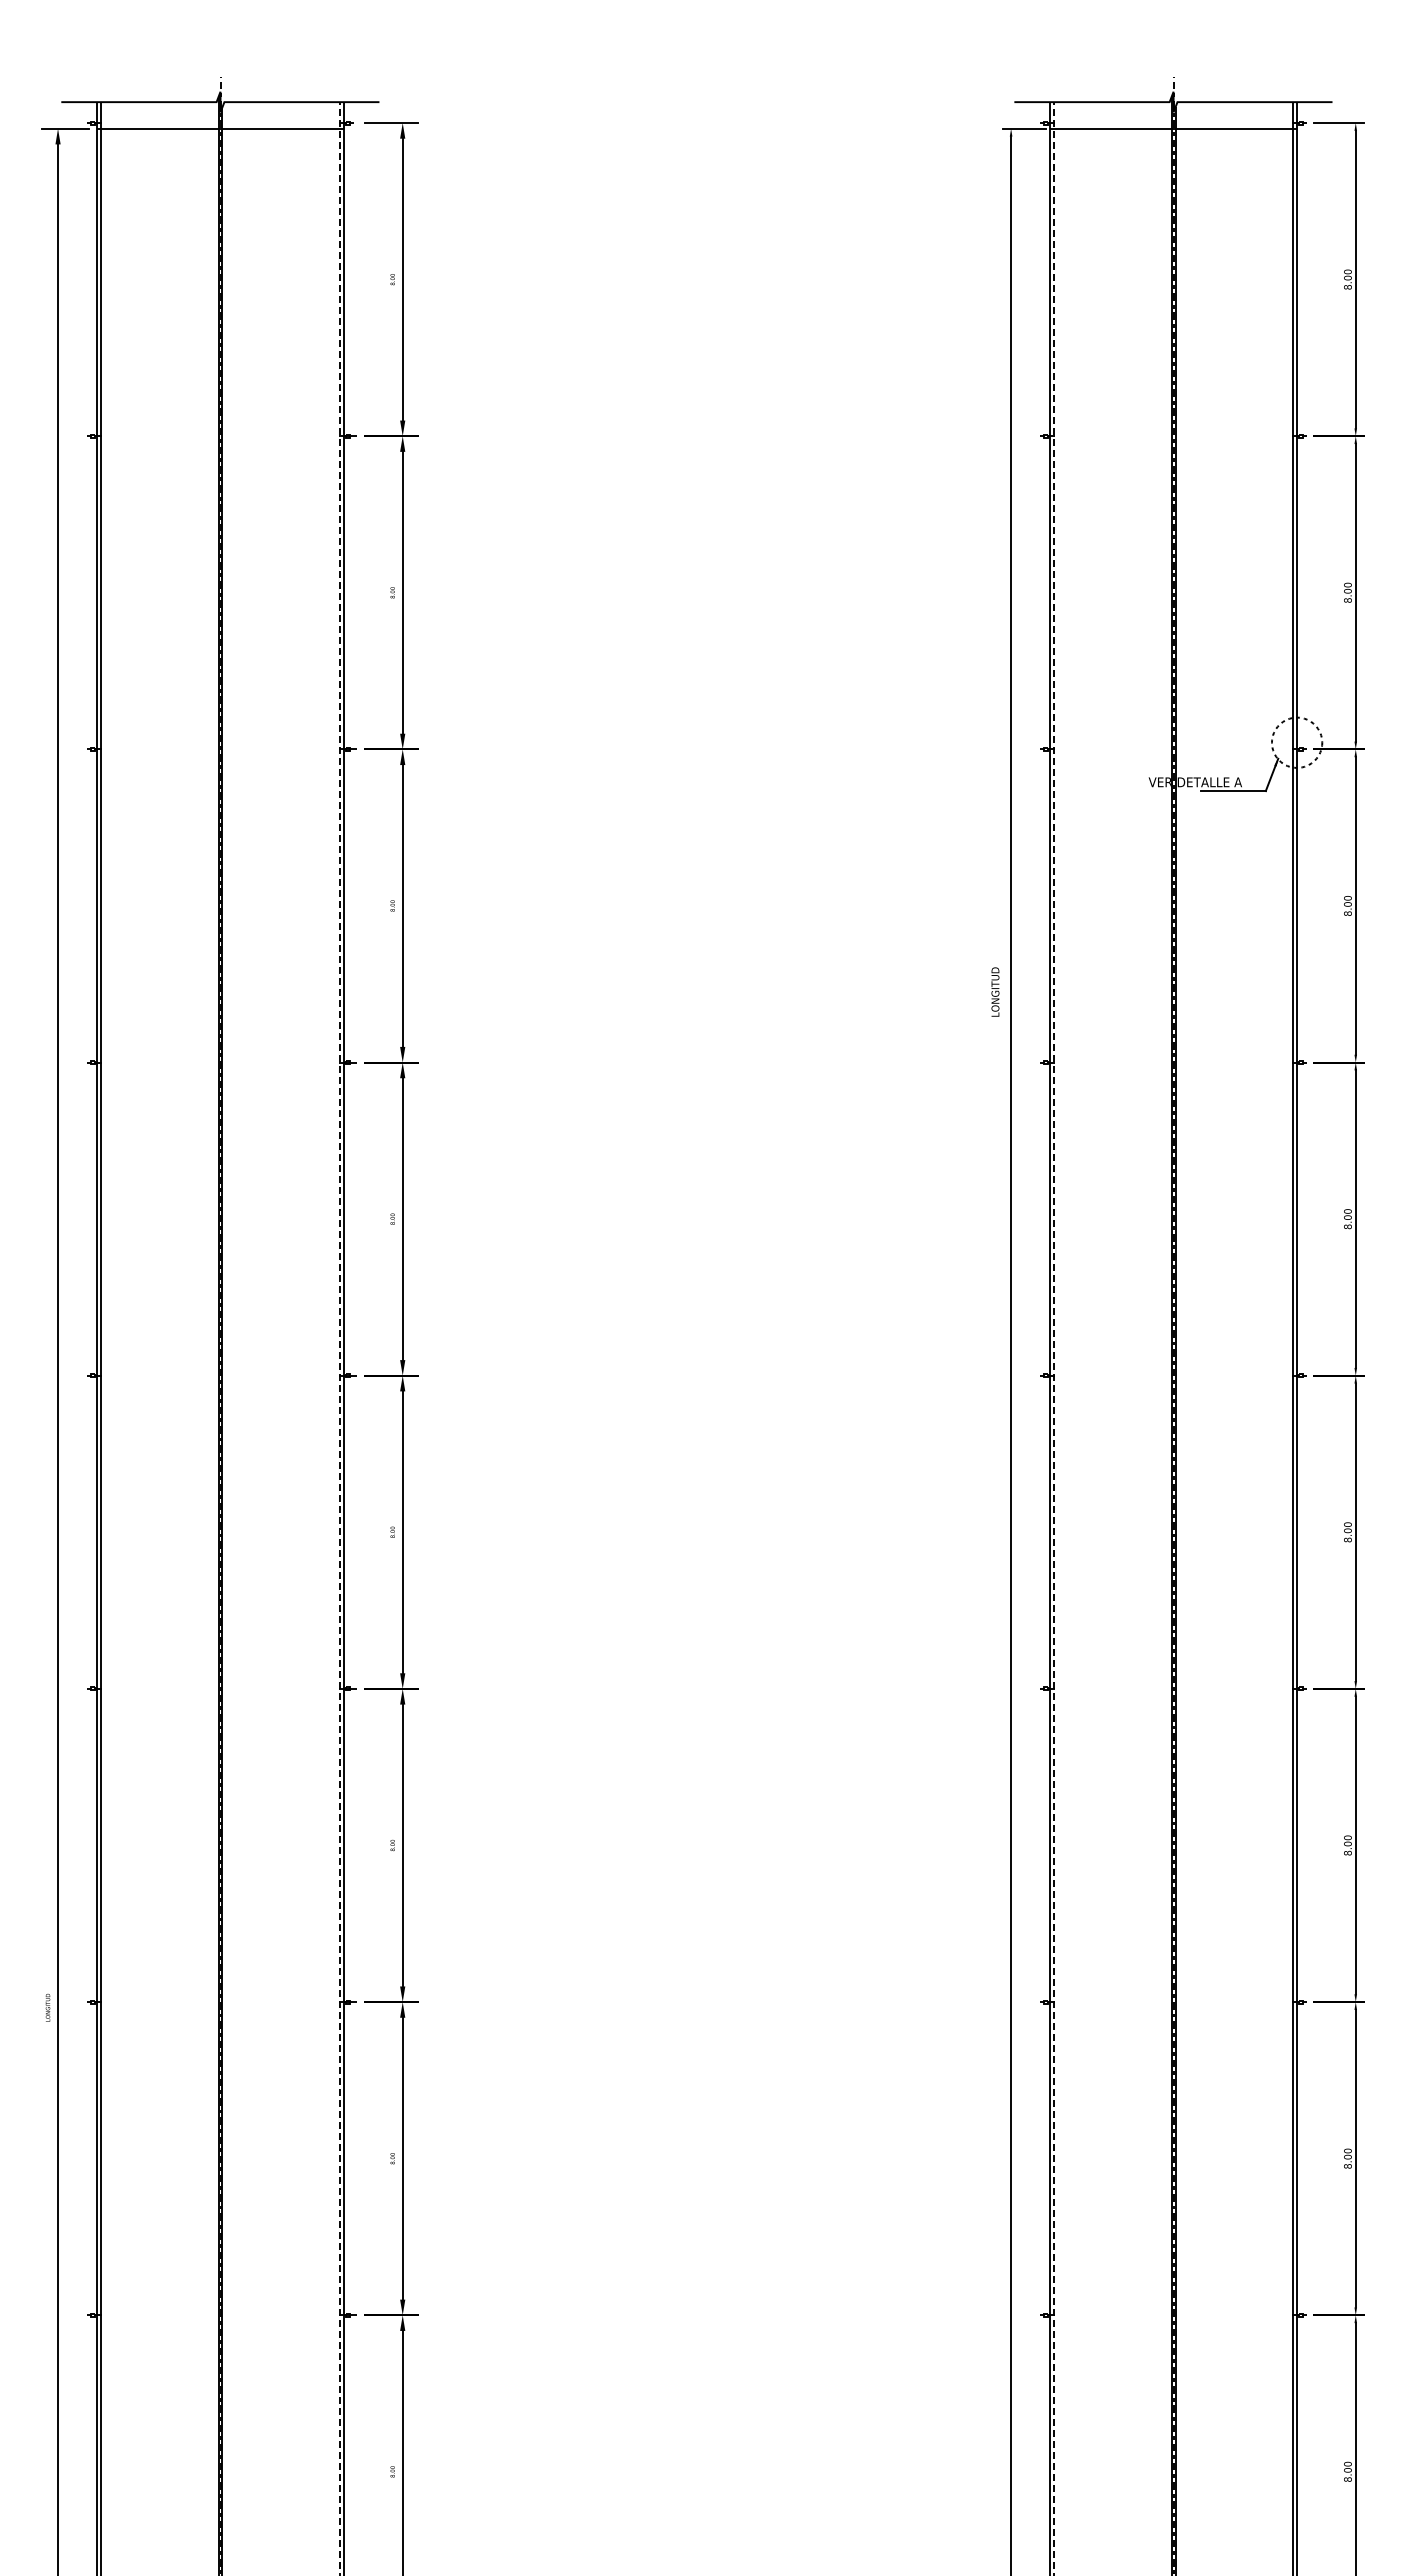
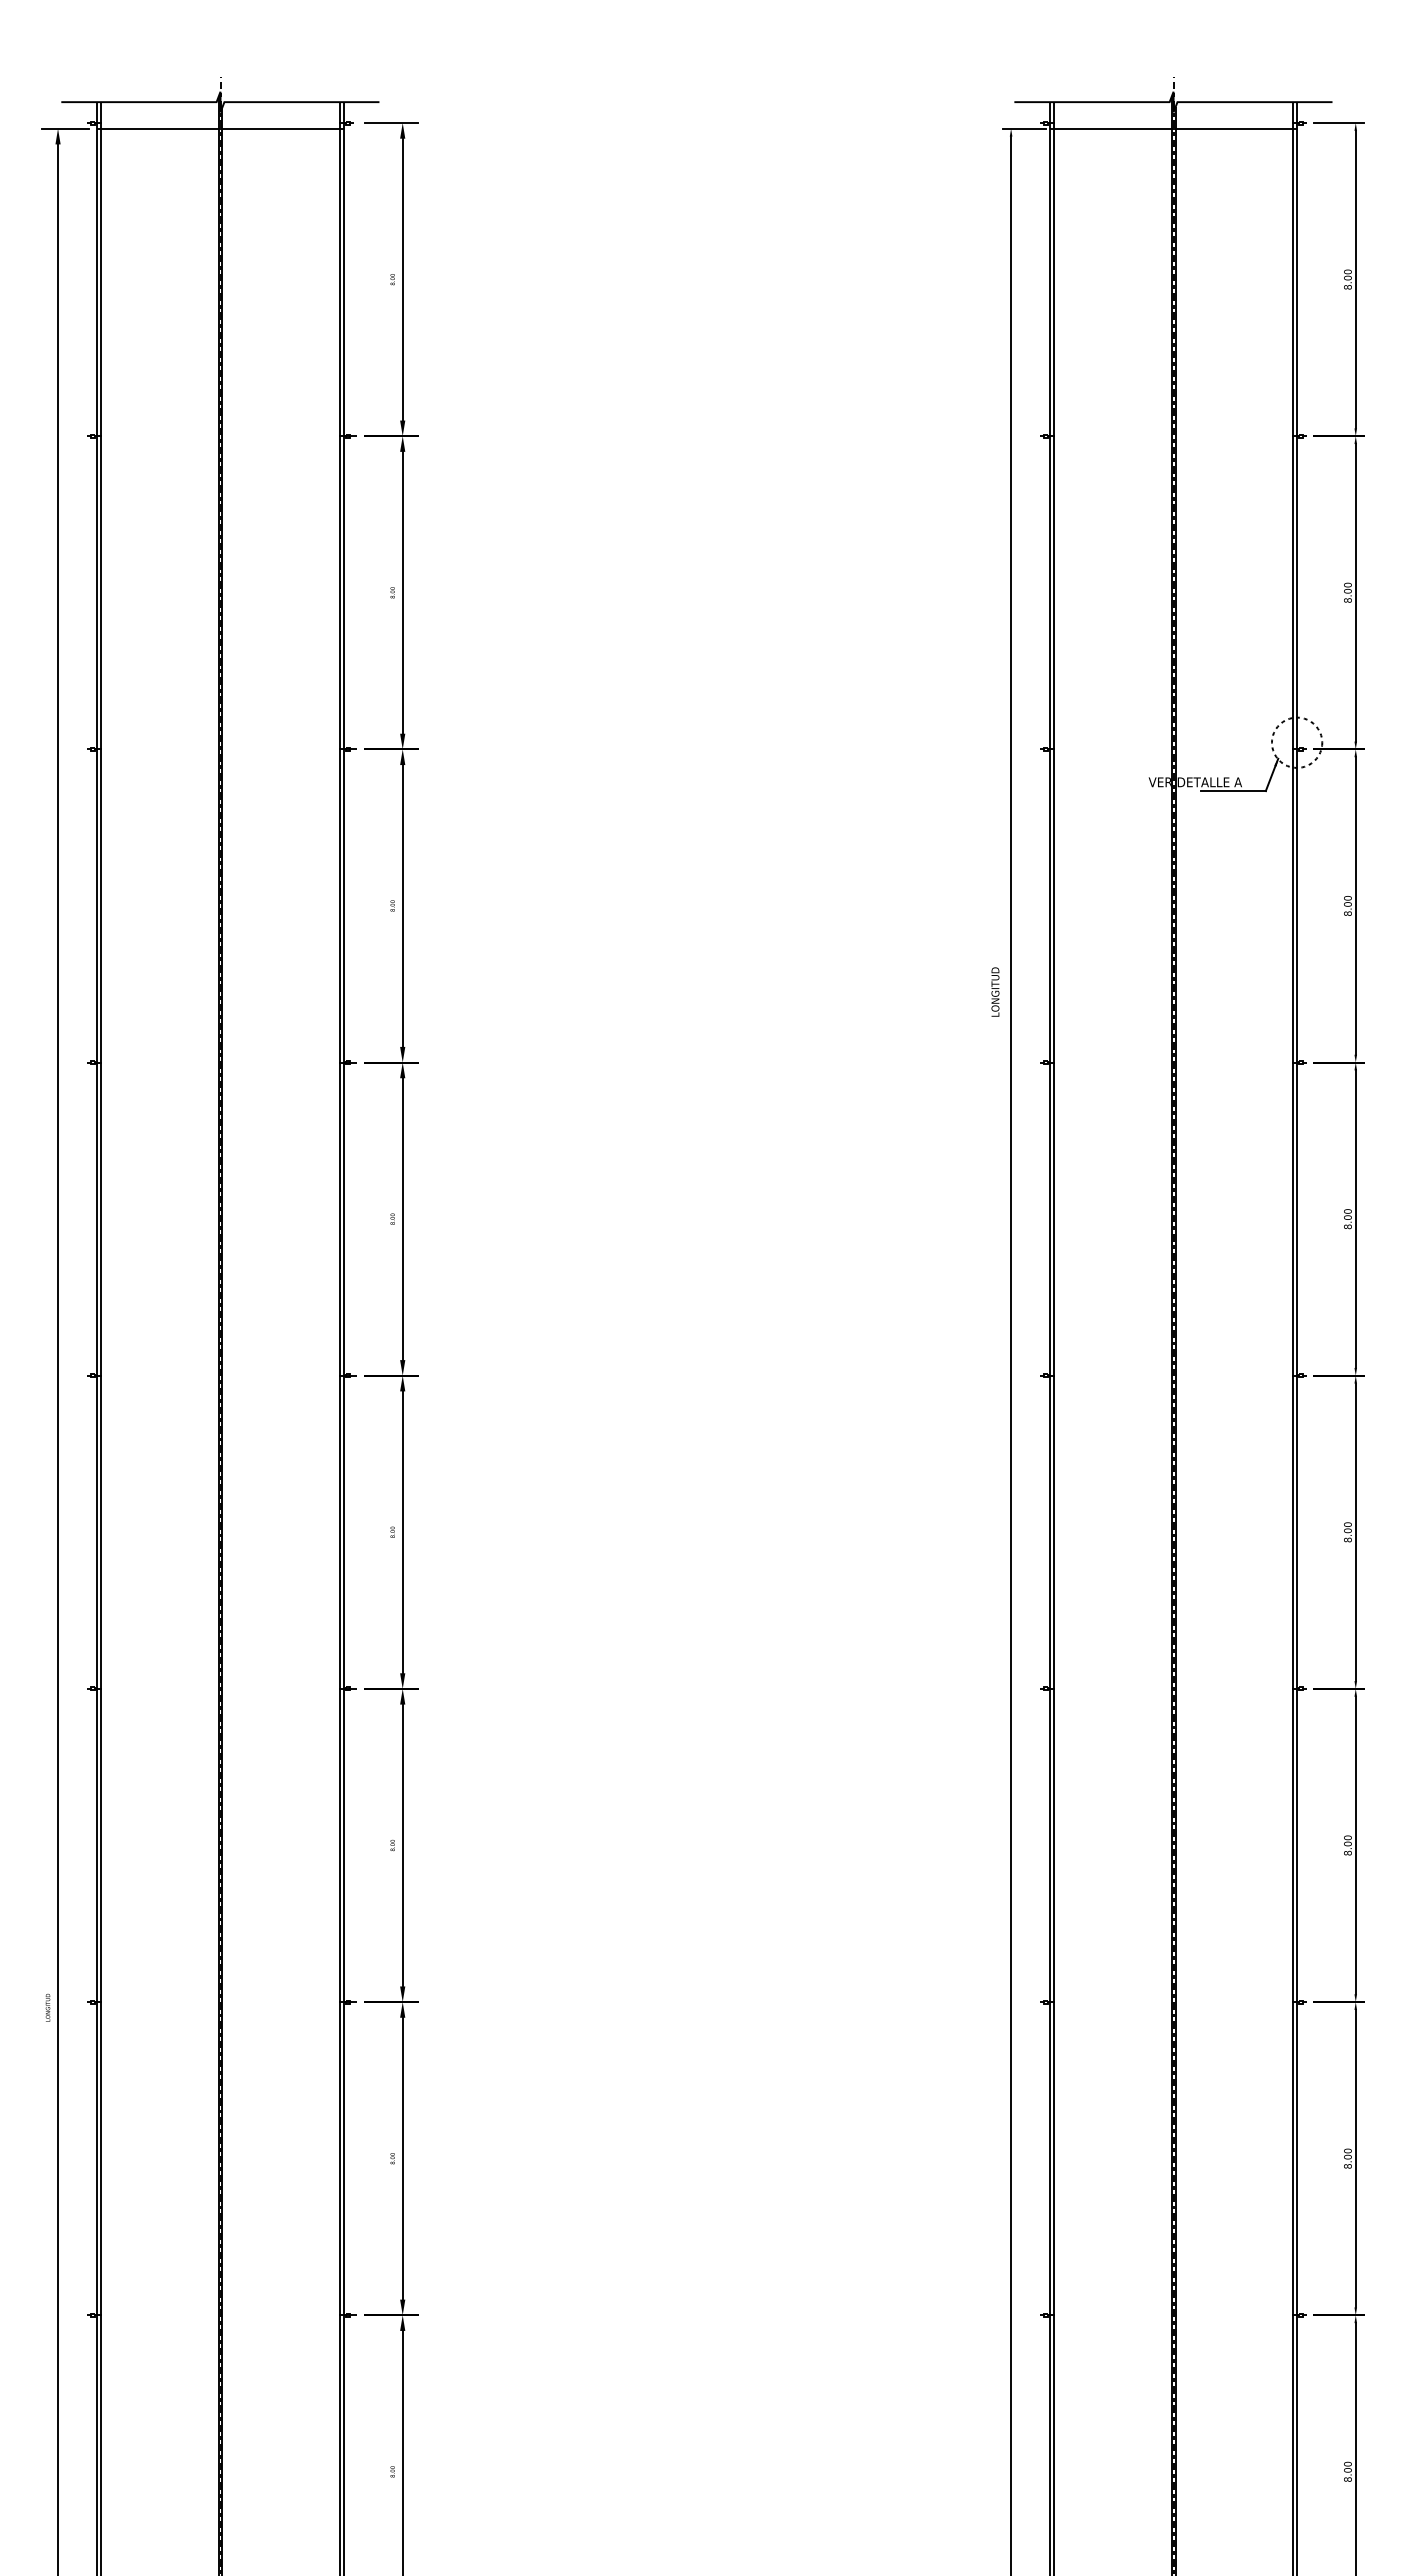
line: dashed -> solid (339, 1338)
line: dashed -> solid (1054, 1338)
